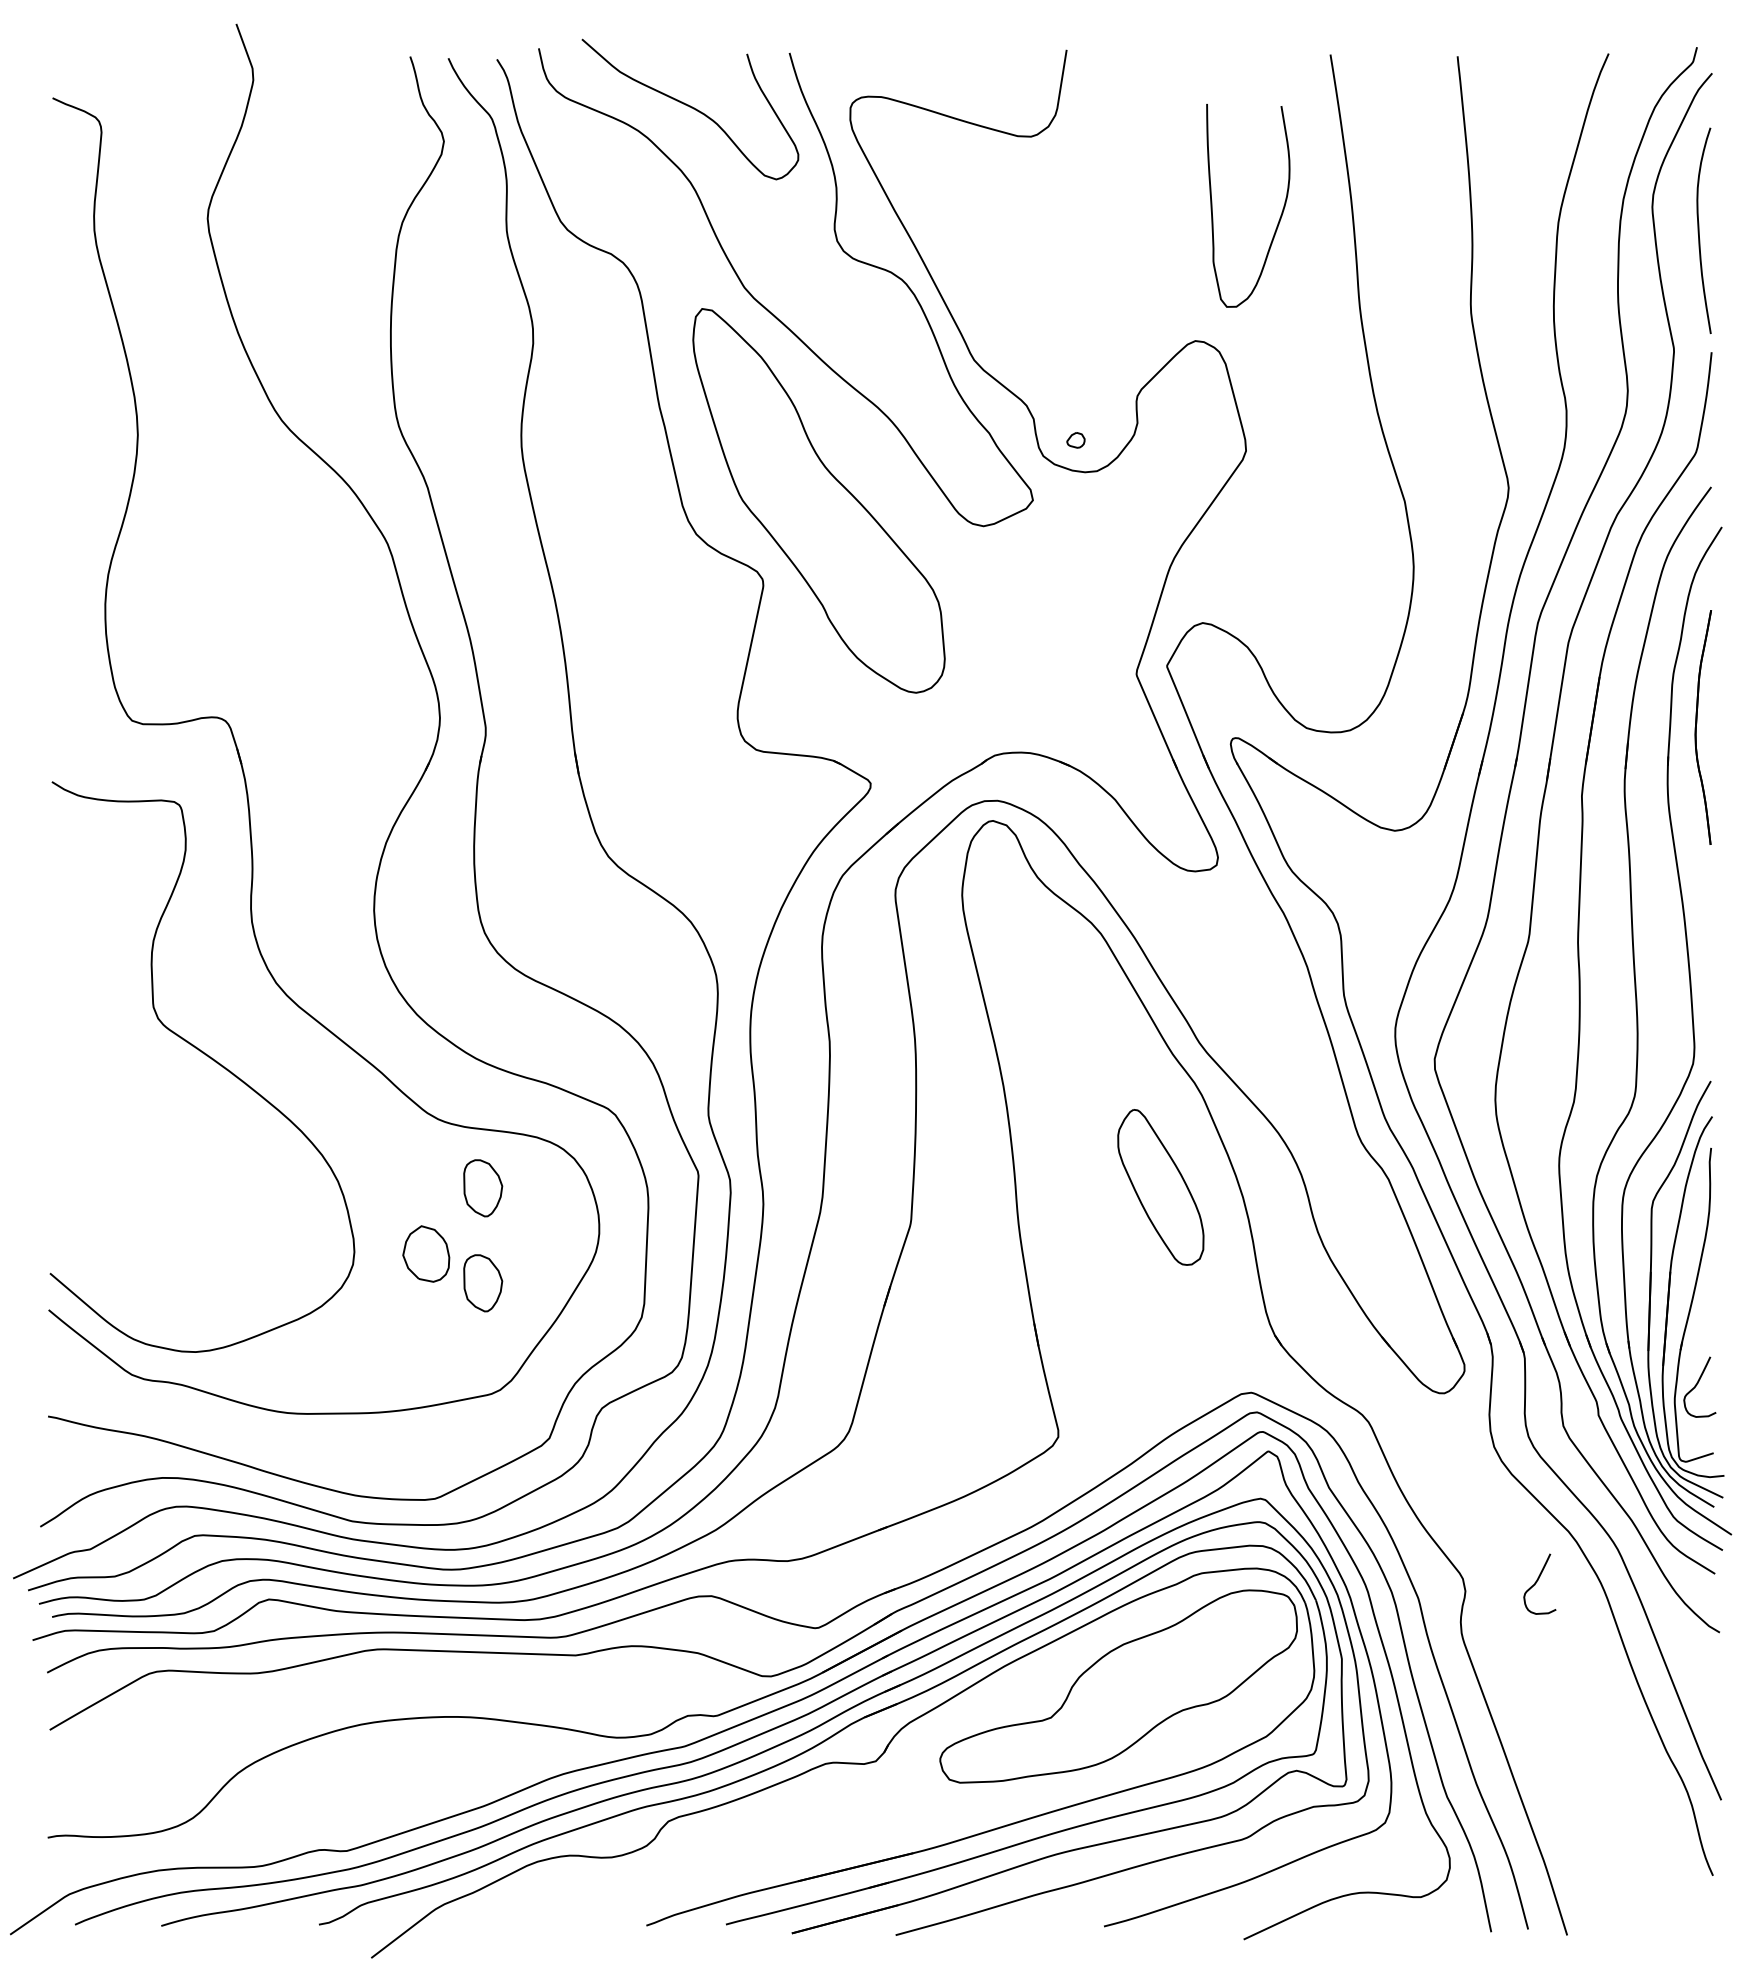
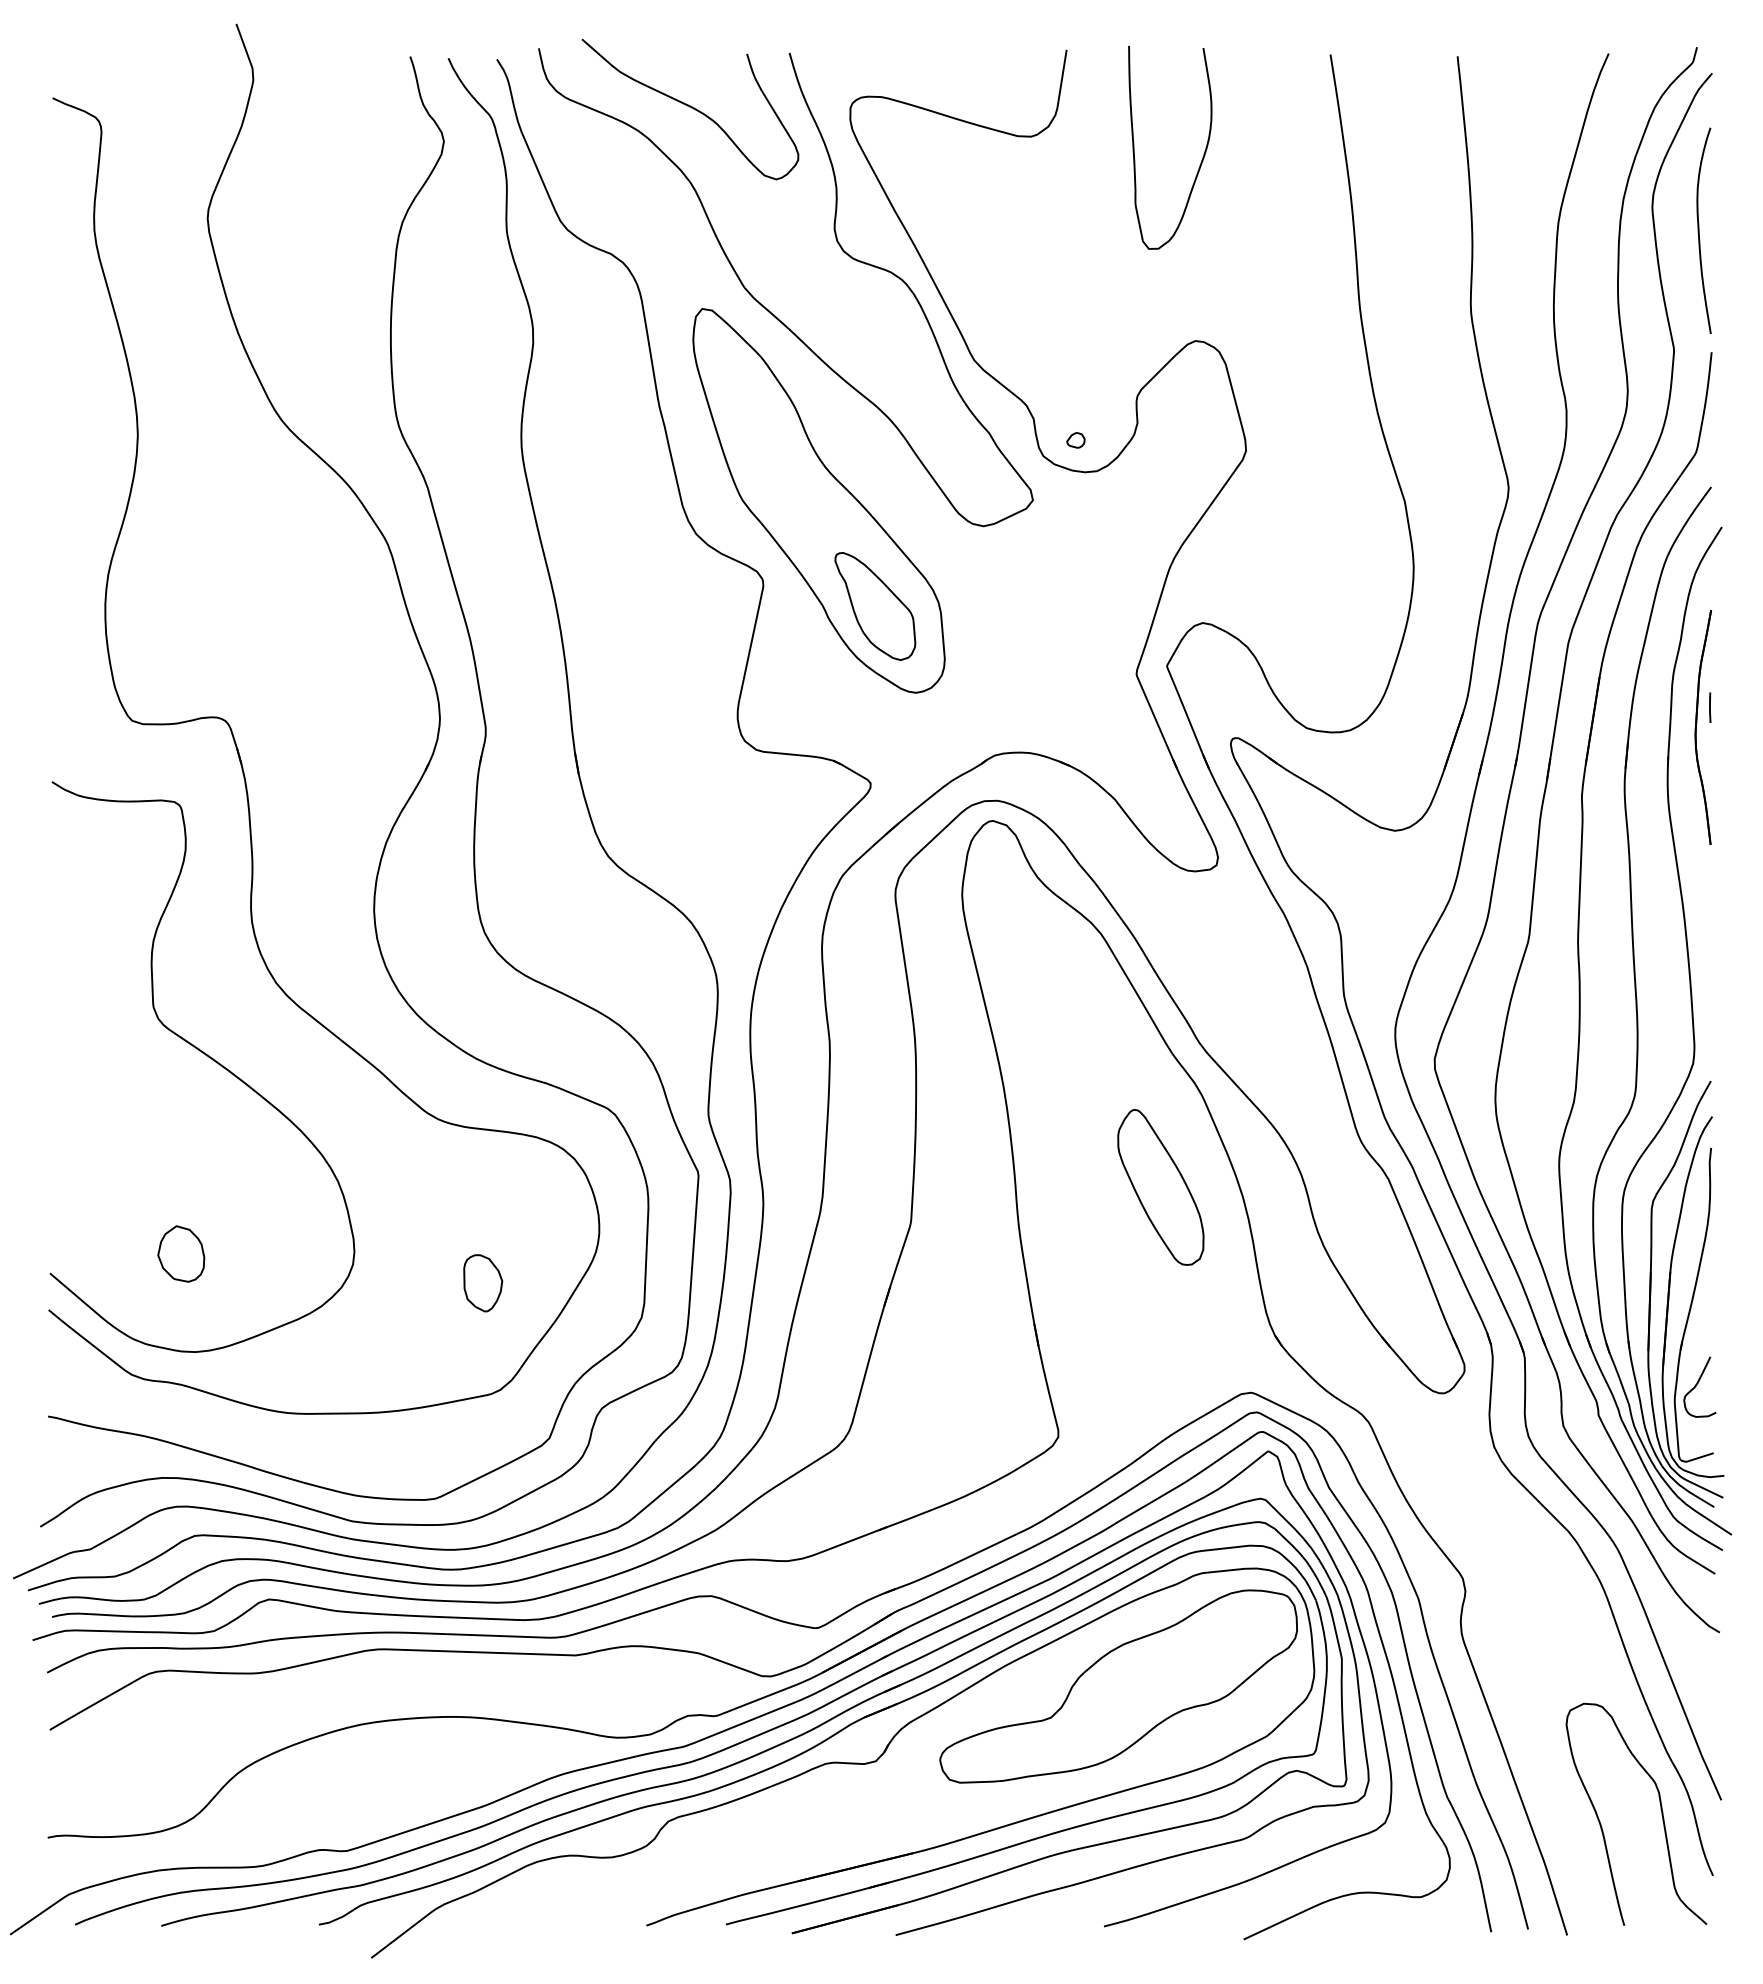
curve position: (1279, 217) -> (1201, 159) (1201, 159)
part: none -> present (875, 606)
line: none -> present (1710, 707)
part: present -> none (483, 1188)
part position: (426, 1253) -> (181, 1253) (181, 1253)
curve: present -> none (1537, 1582)
curve: none -> present (1660, 1809)
